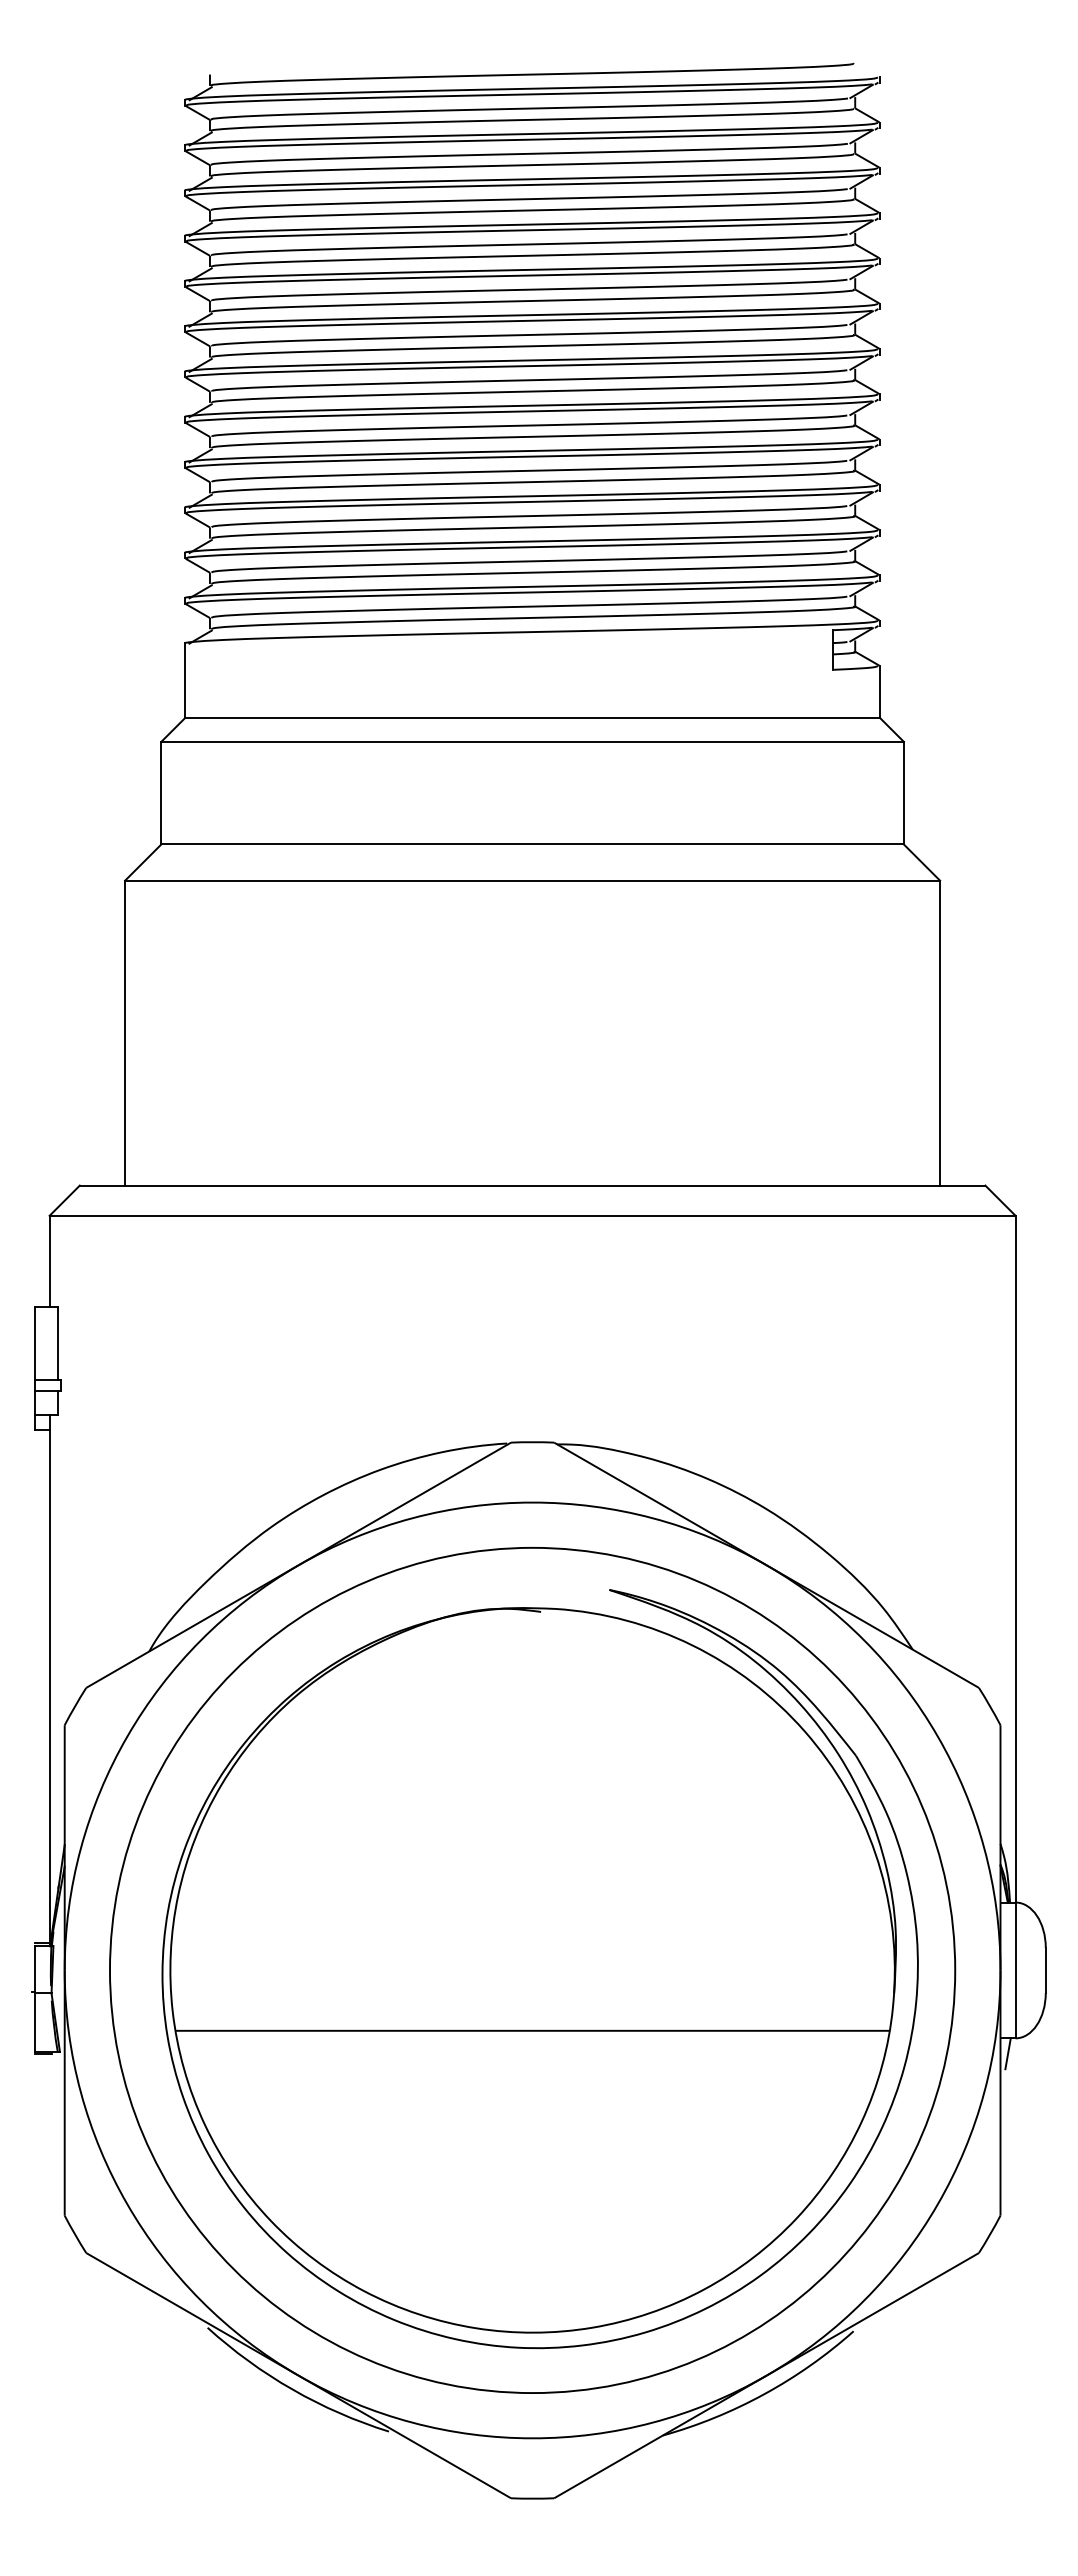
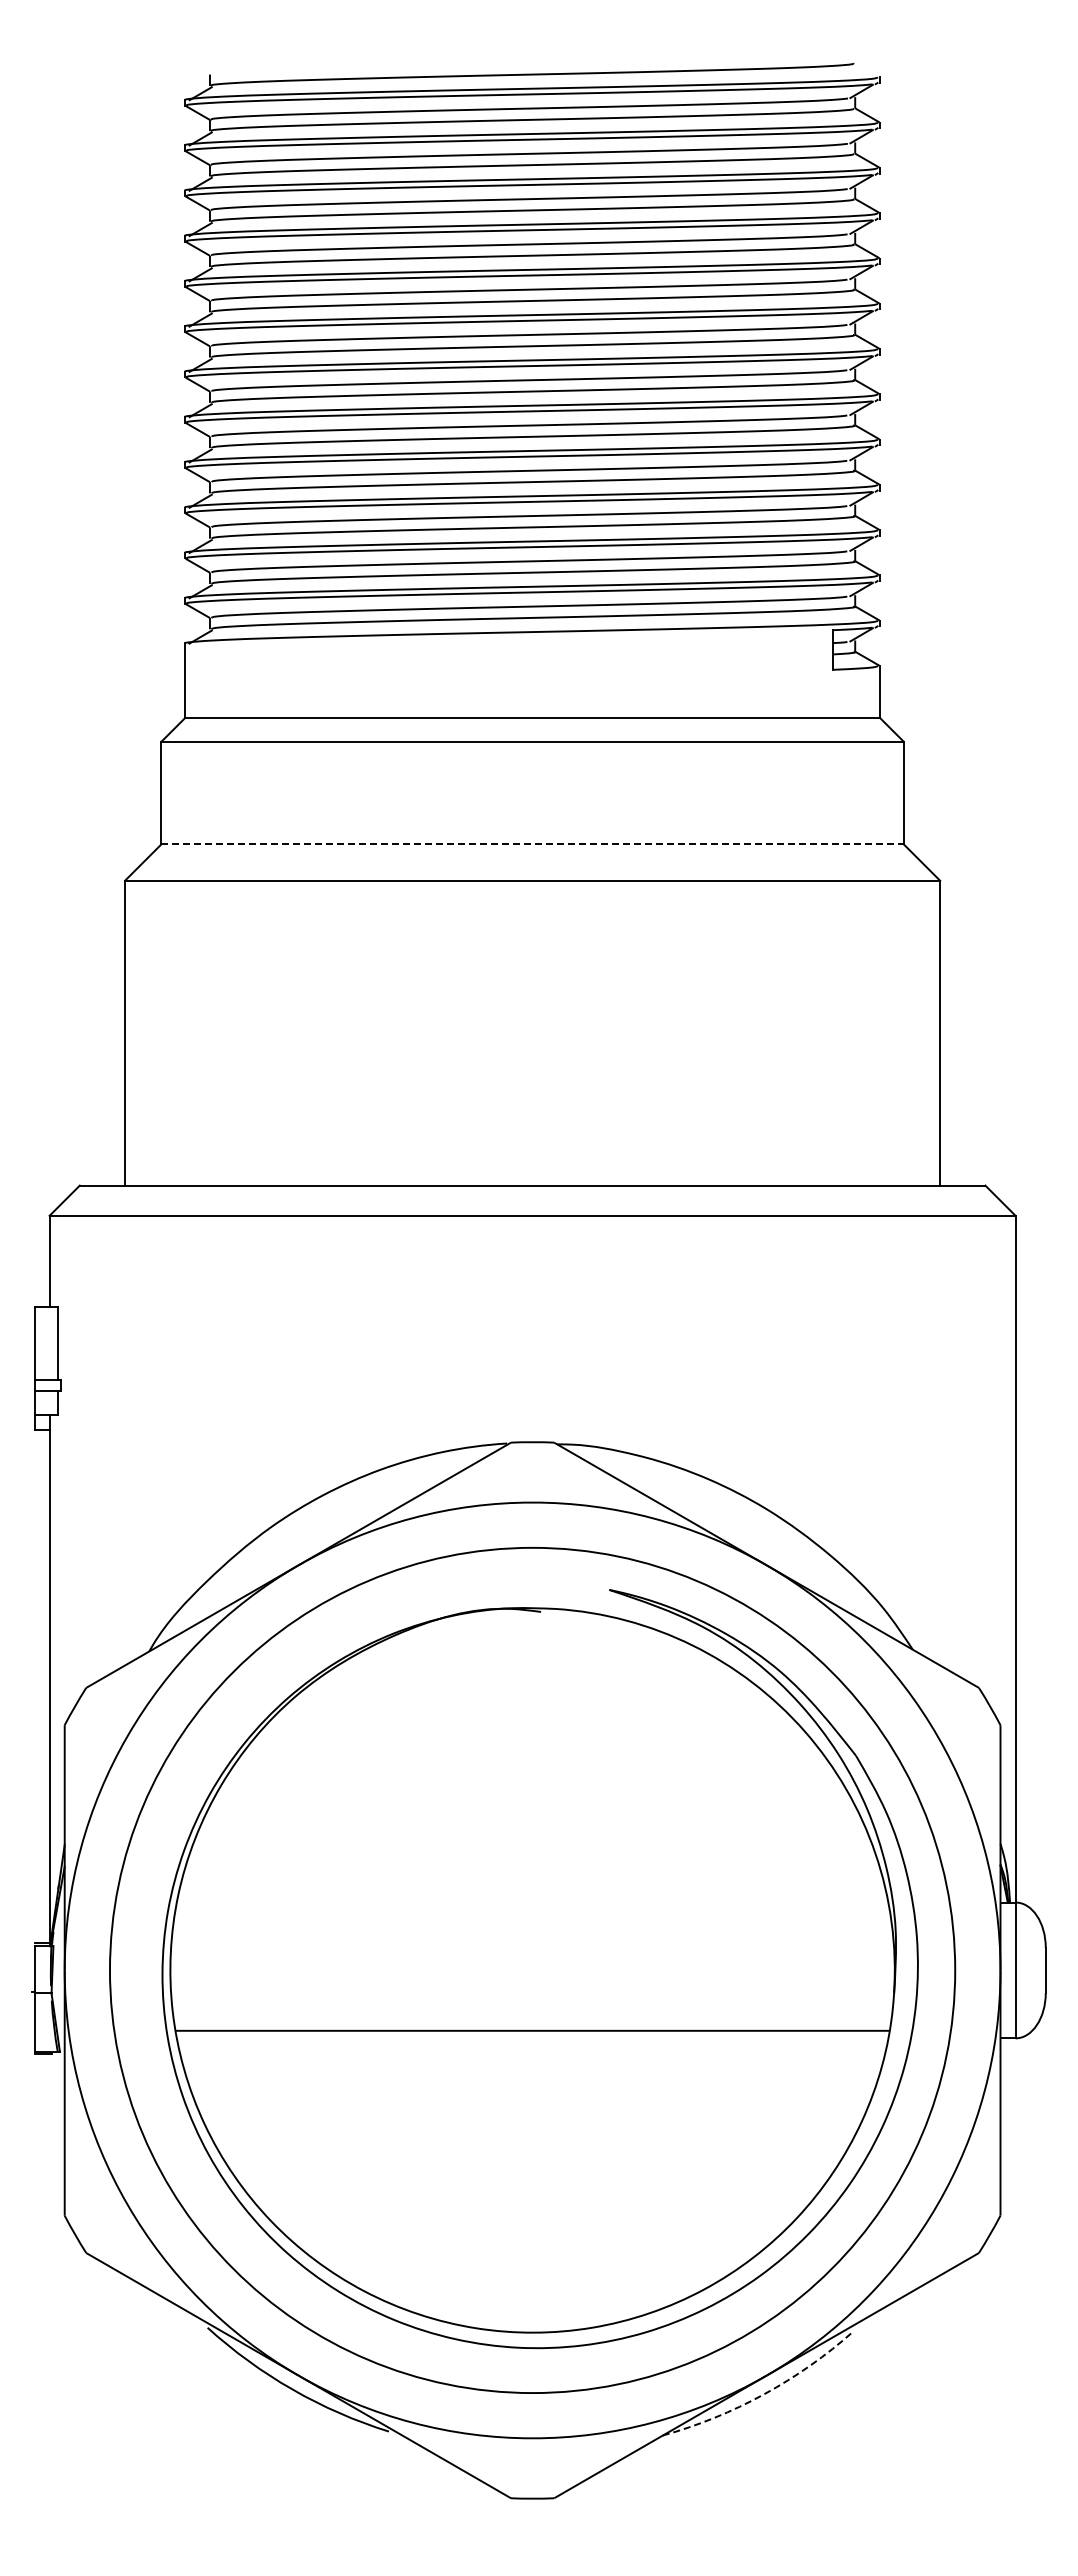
line: solid -> dashed (533, 844)
line: present -> none (1007, 2053)
arc: solid -> dashed (764, 2394)
